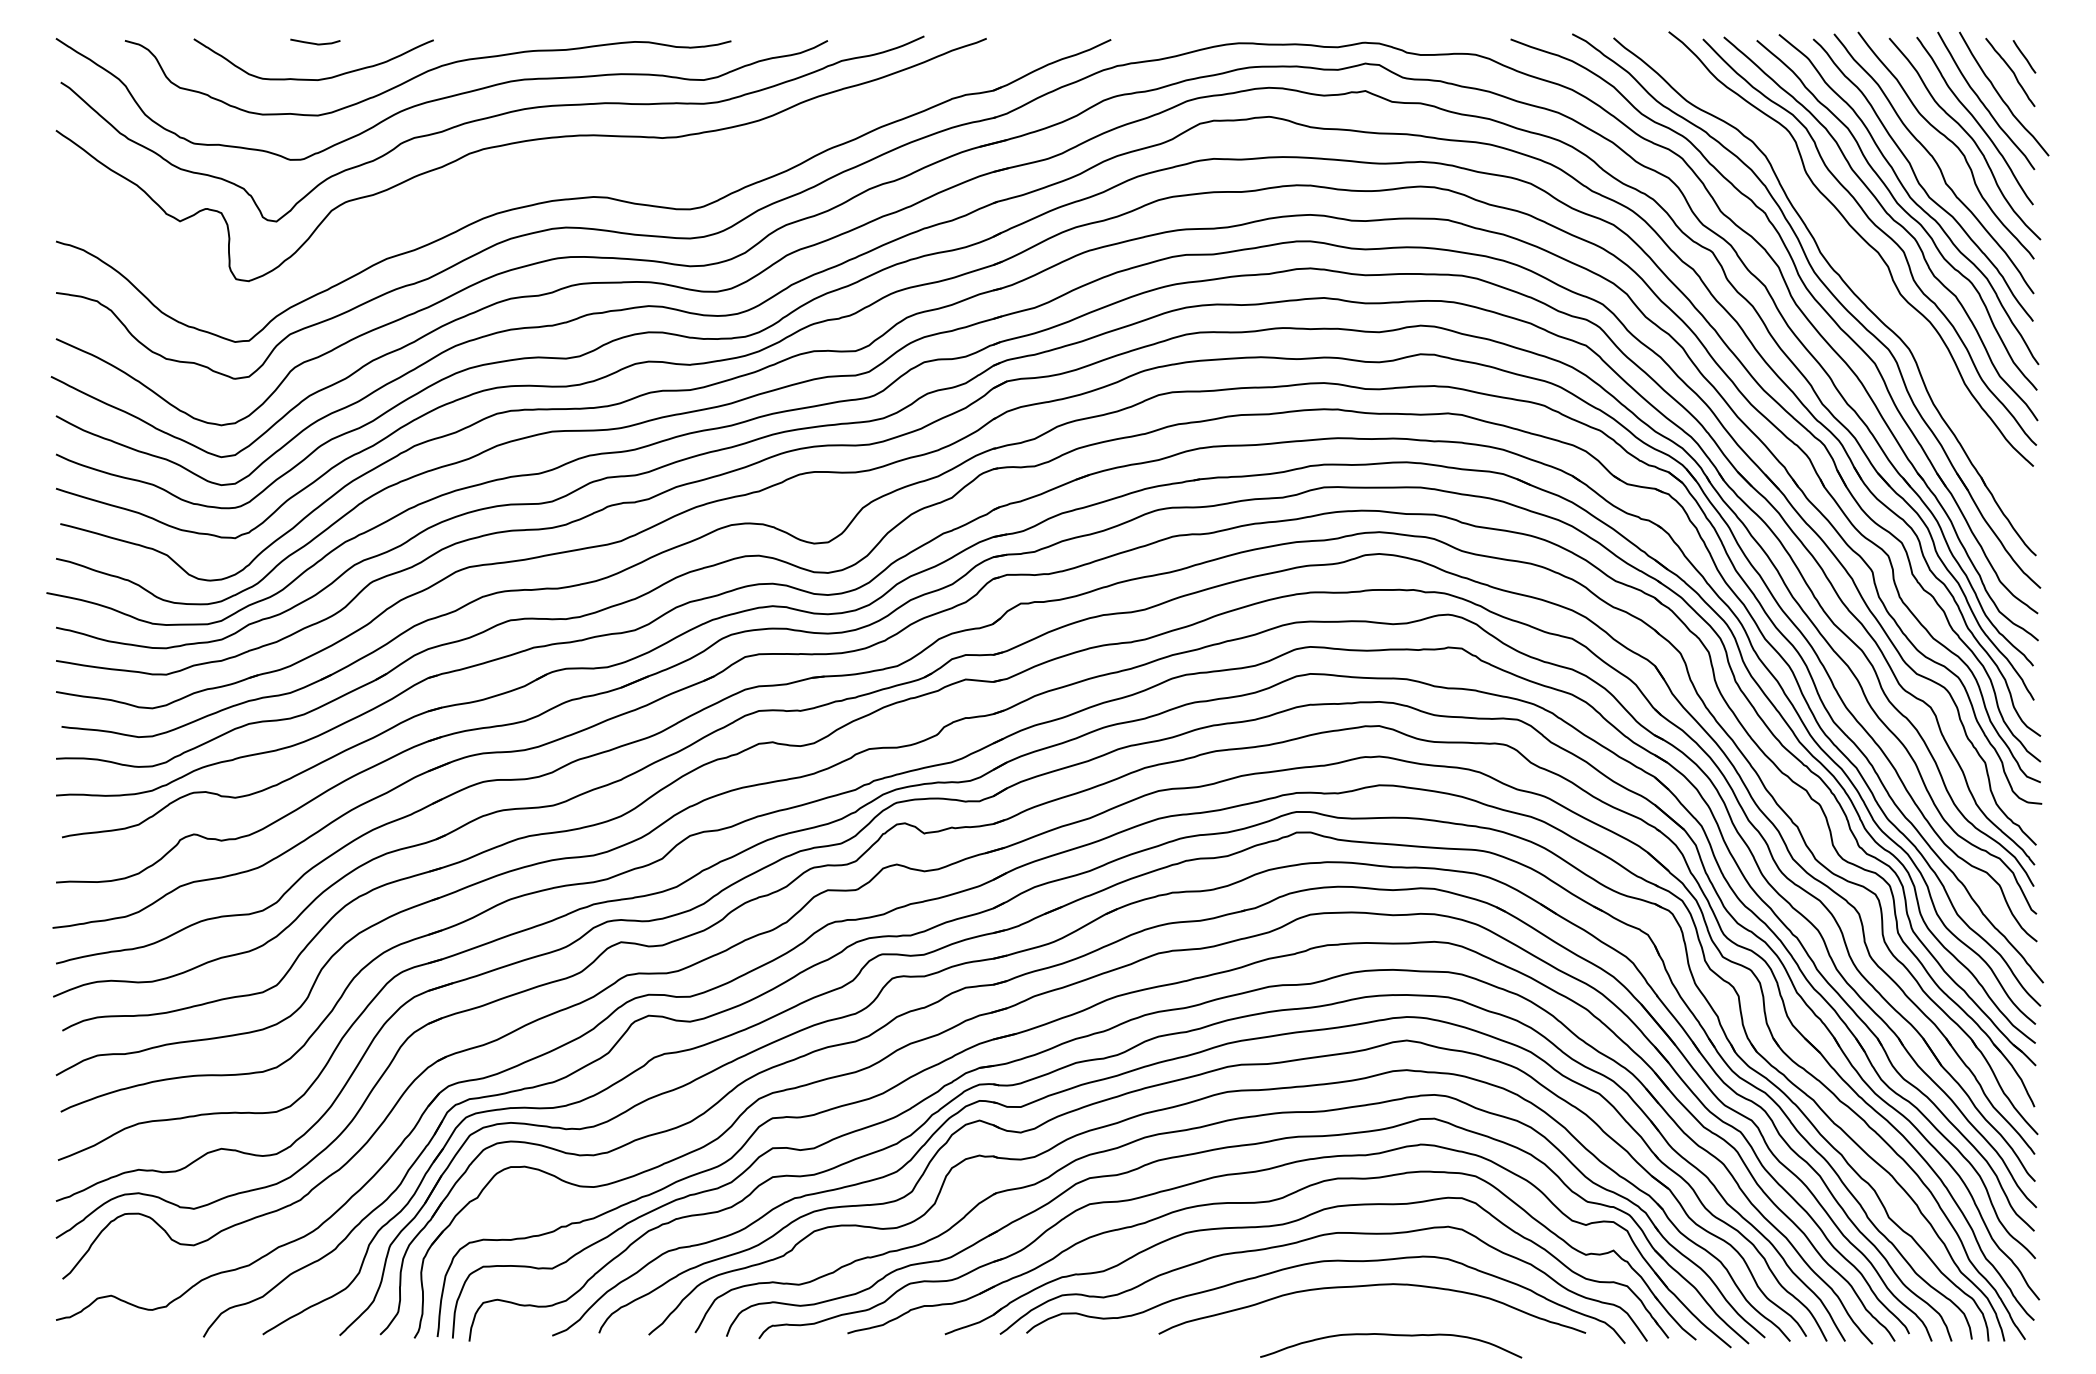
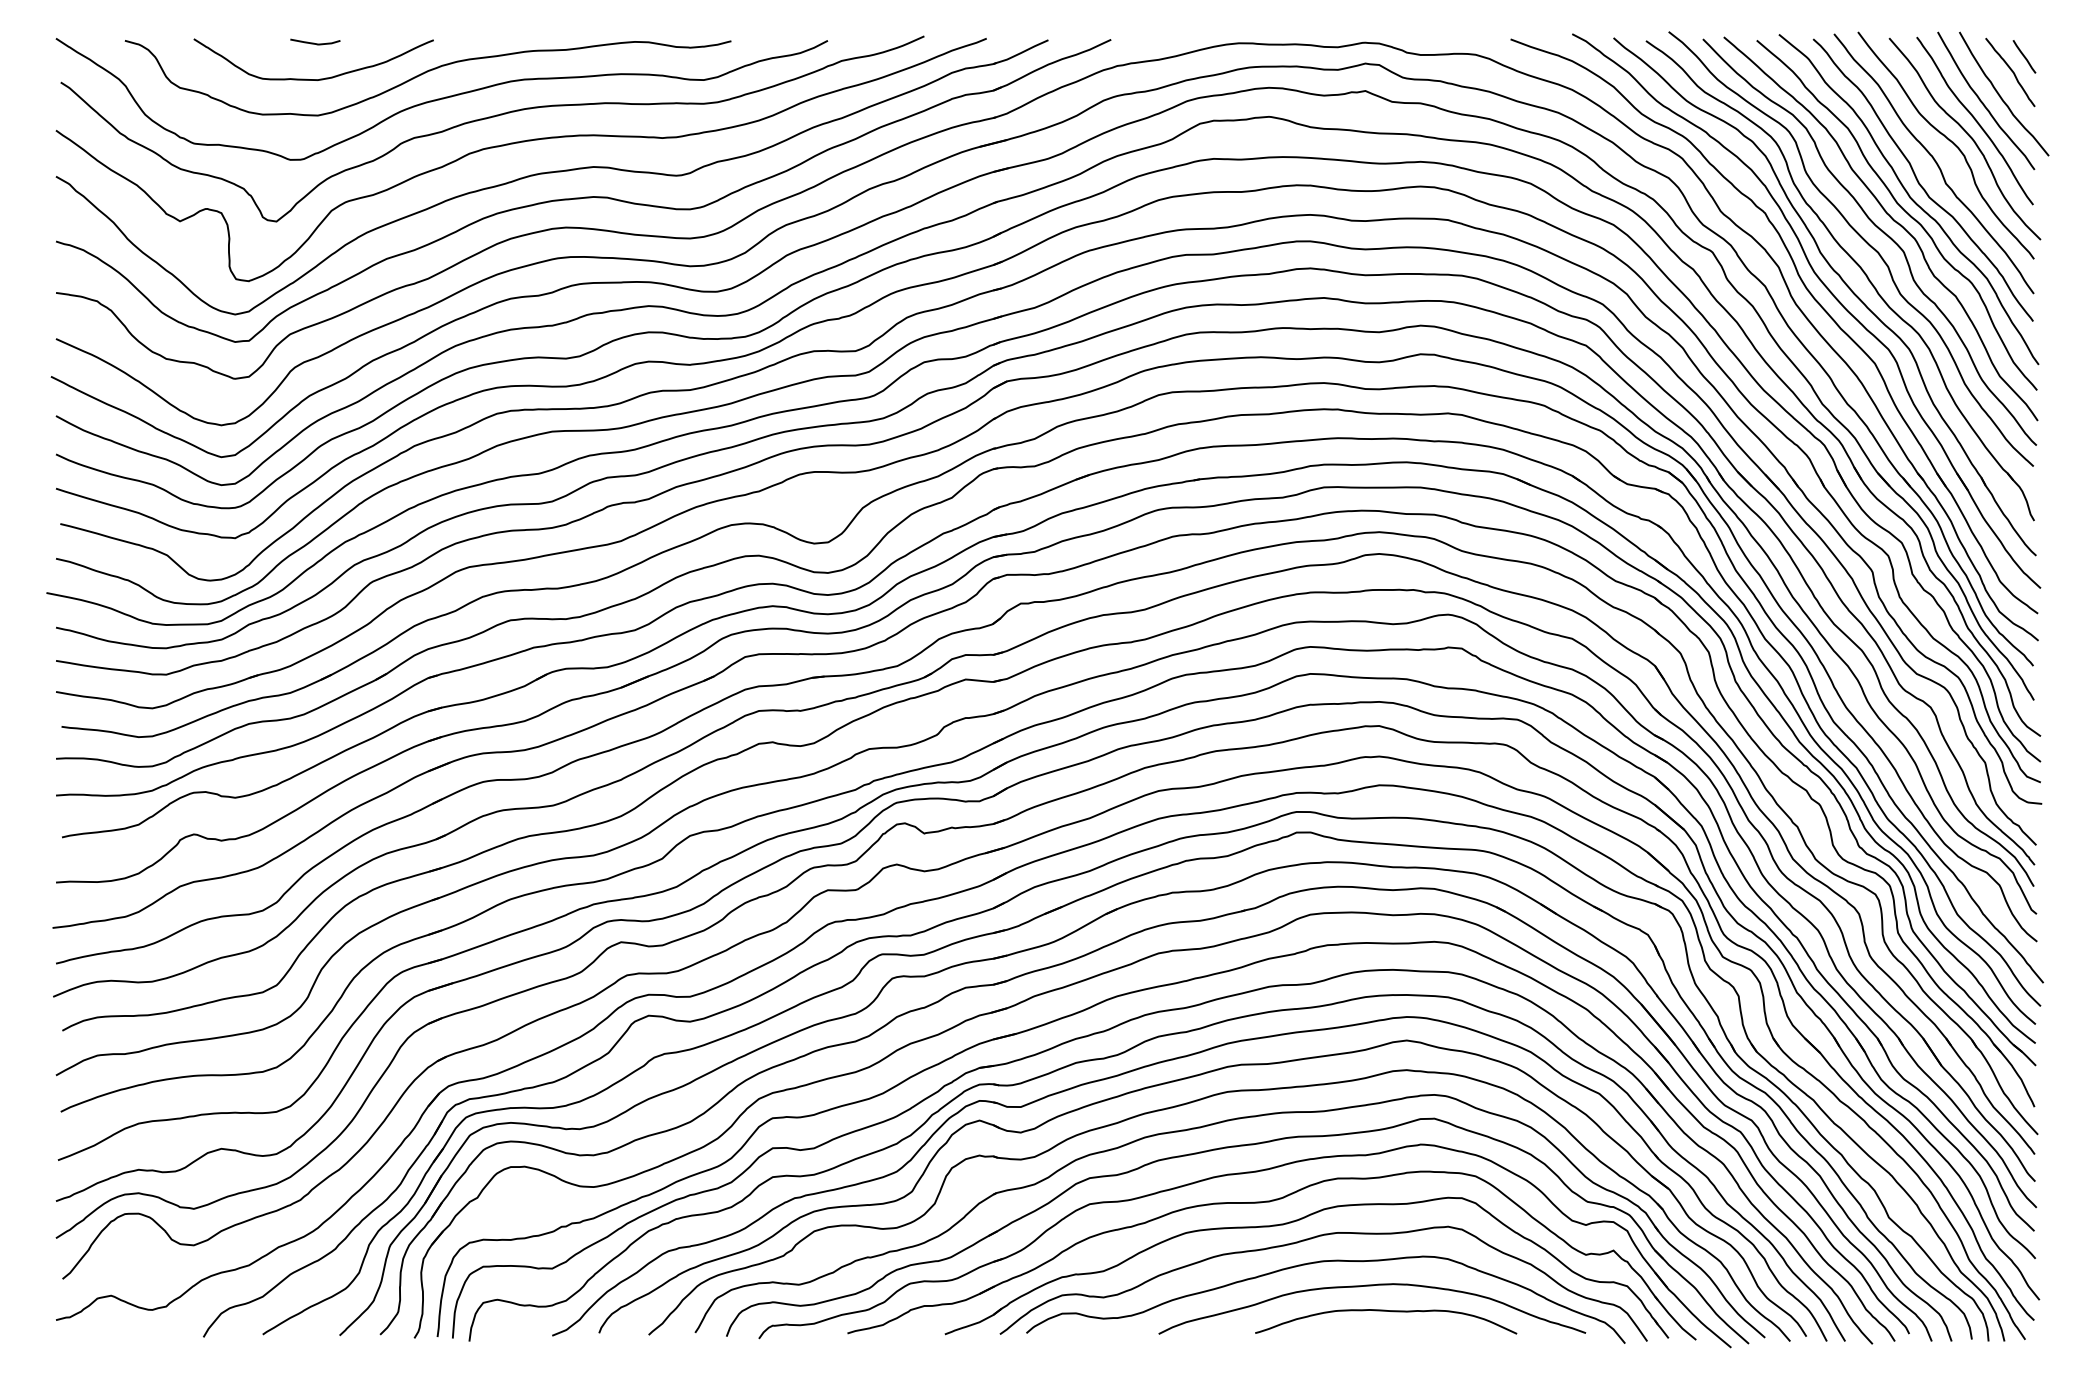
part: none -> present (551, 177)
part: none -> present (1855, 263)
curve position: (1391, 1335) -> (1386, 1311) (1386, 1311)
